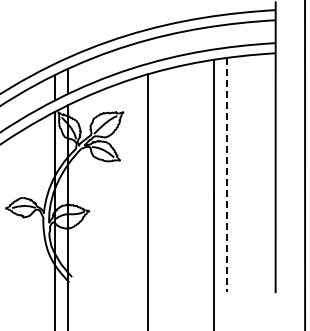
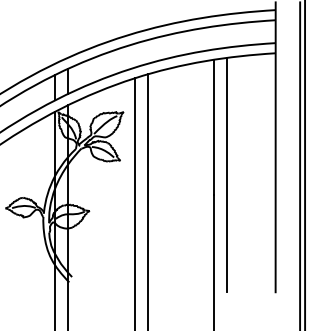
line: none -> present (300, 164)
line: dashed -> solid (227, 175)
line: none -> present (134, 202)
